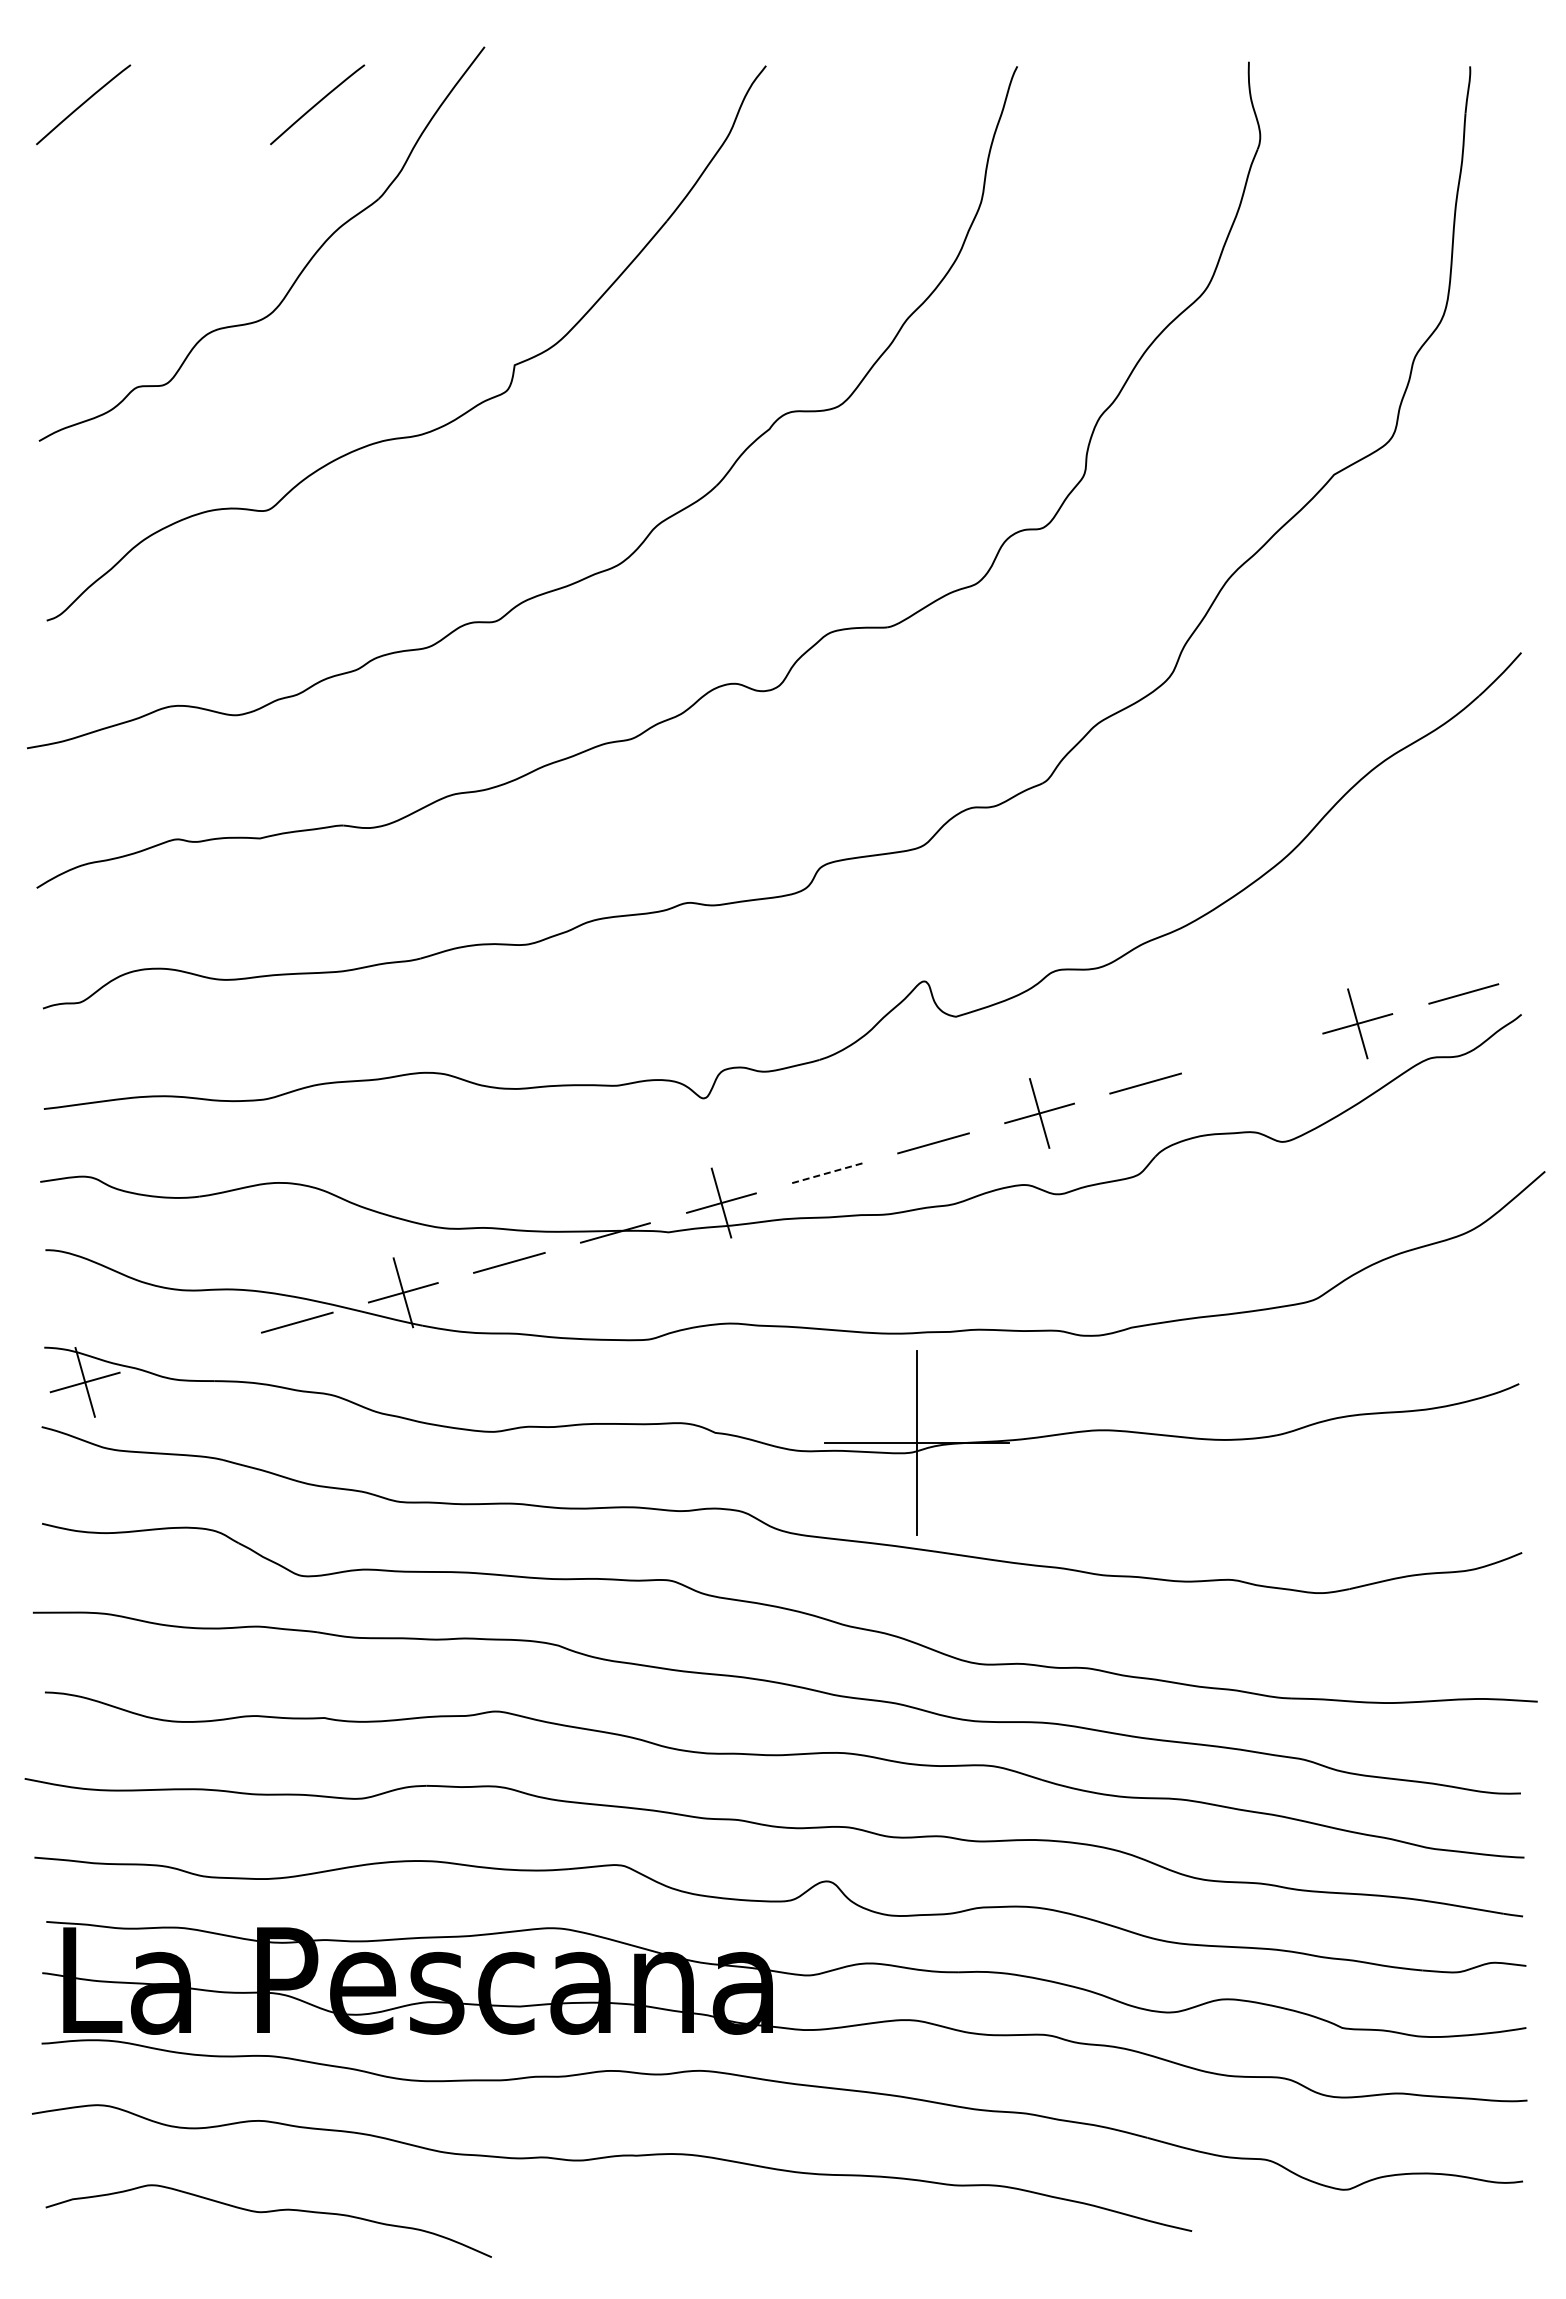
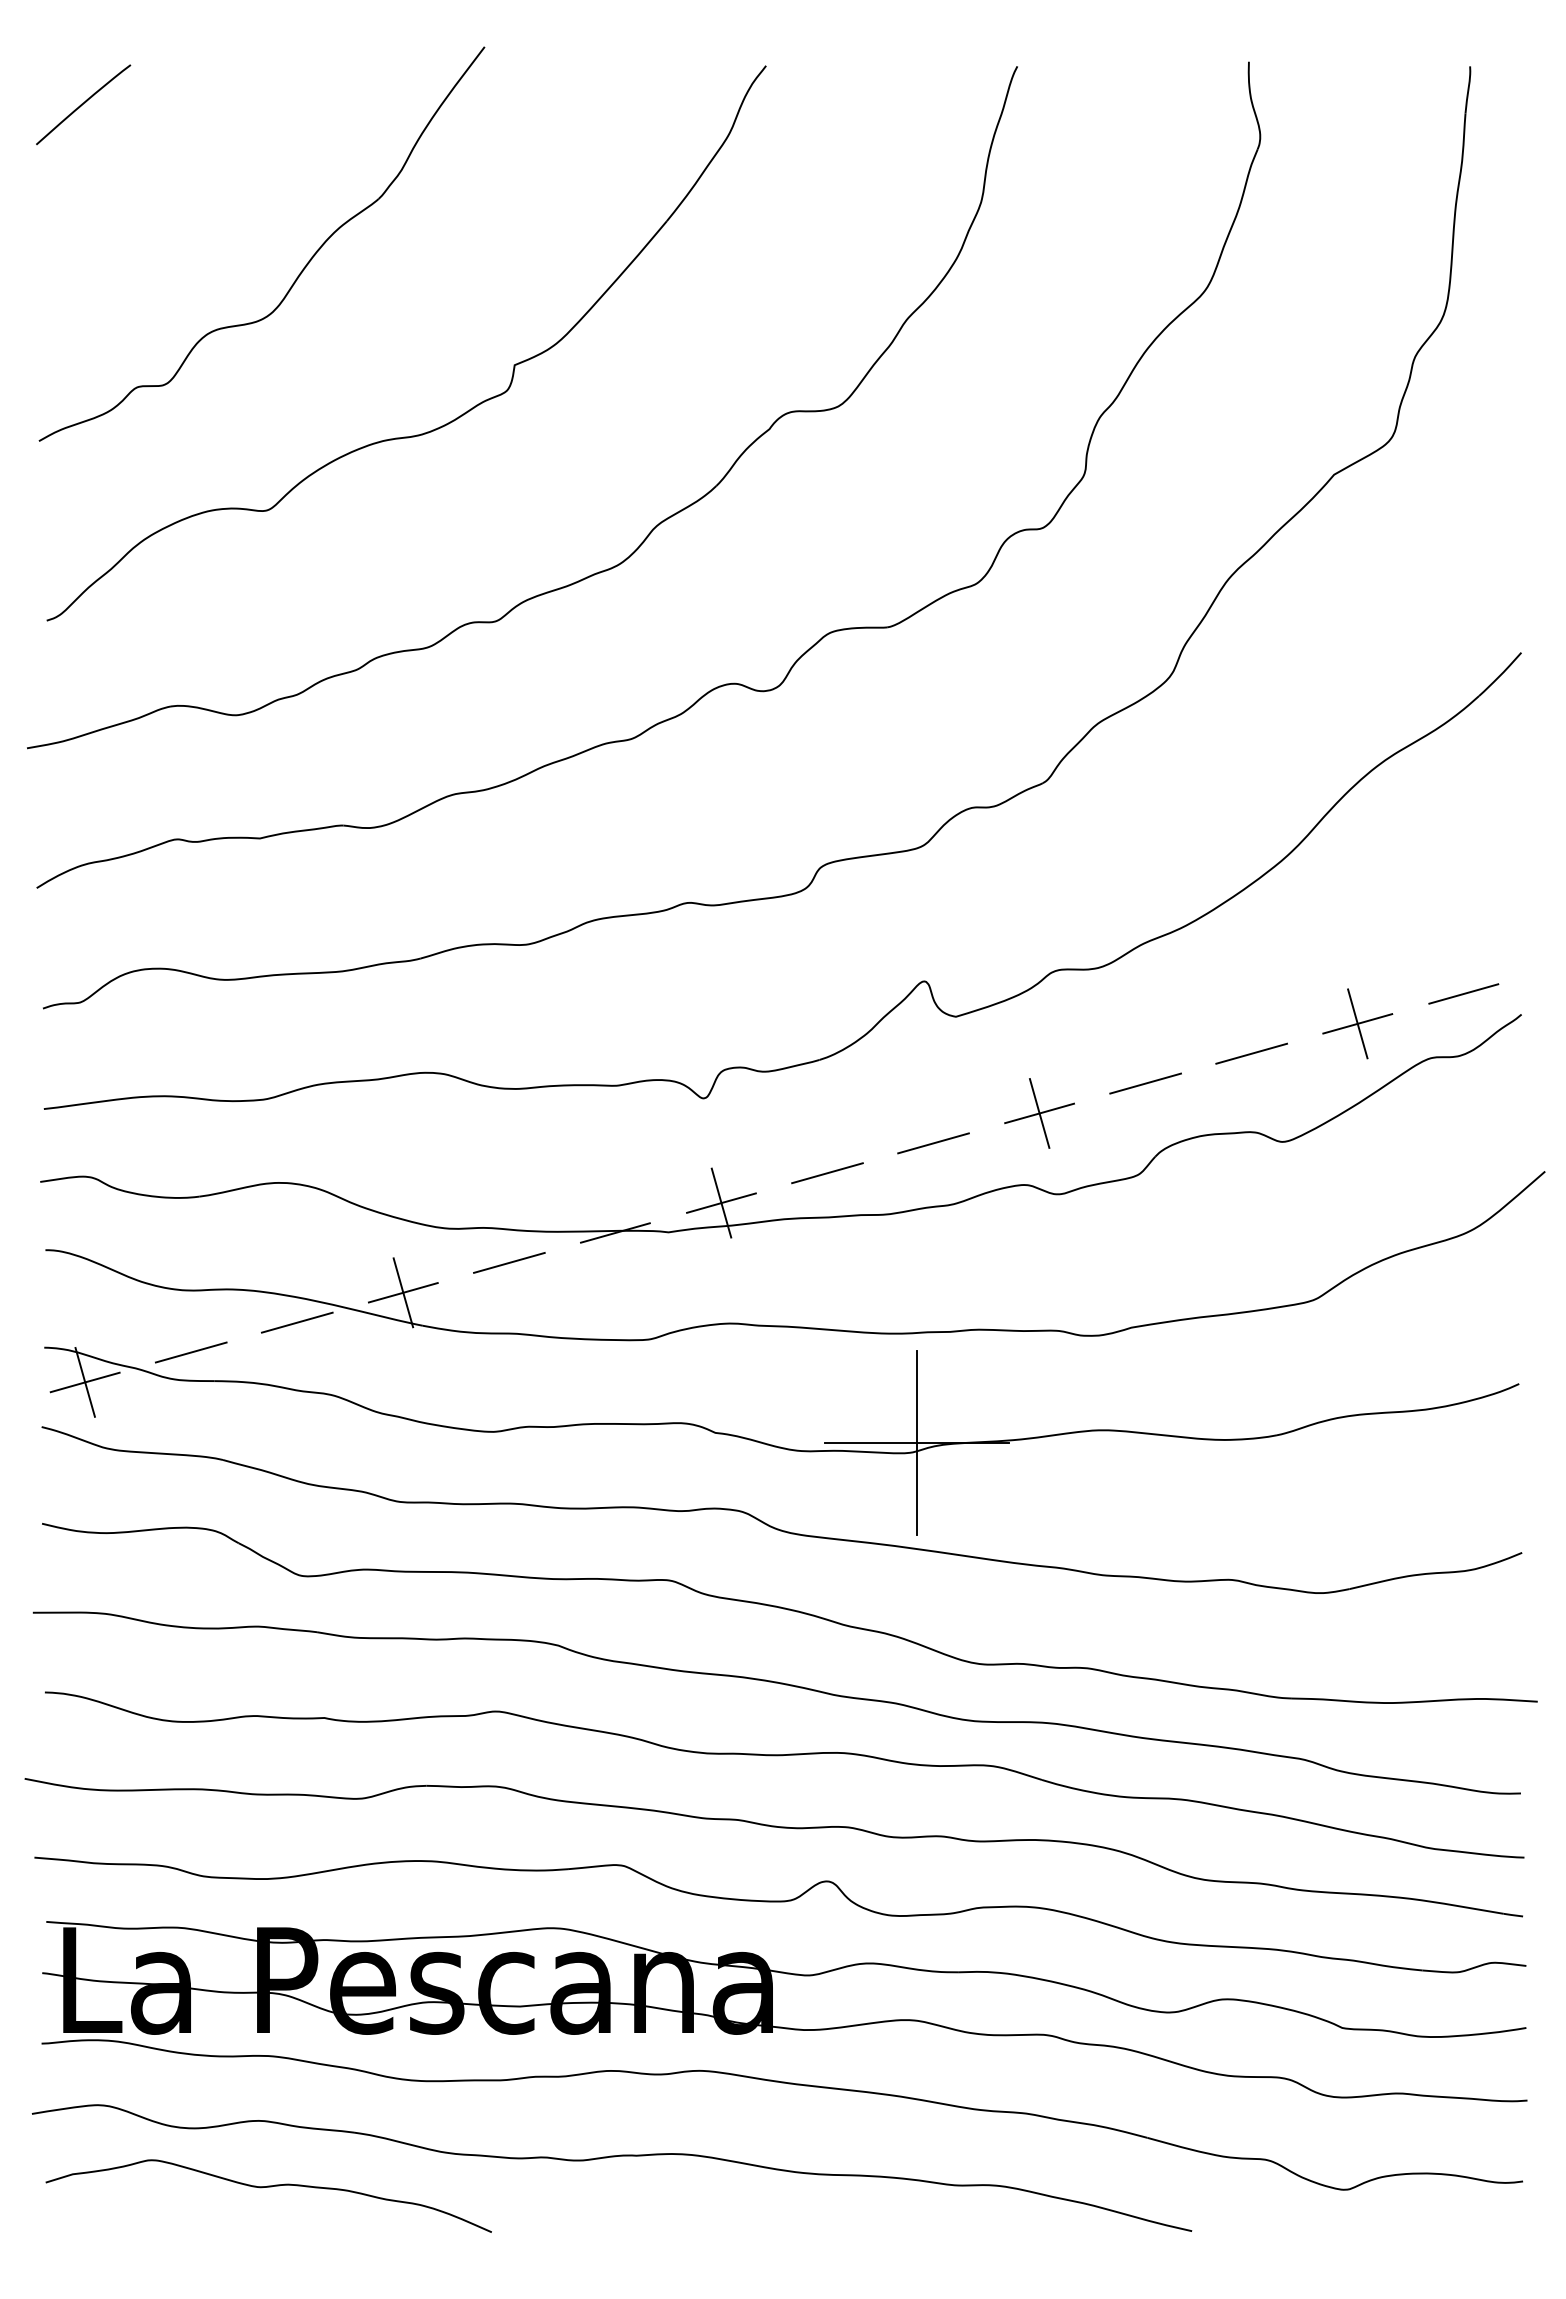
curve: present -> none (317, 104)
line: none -> present (1251, 1053)
line: dashed -> solid (827, 1173)
line: none -> present (191, 1352)
curve position: (268, 2212) -> (268, 2187) (268, 2187)
